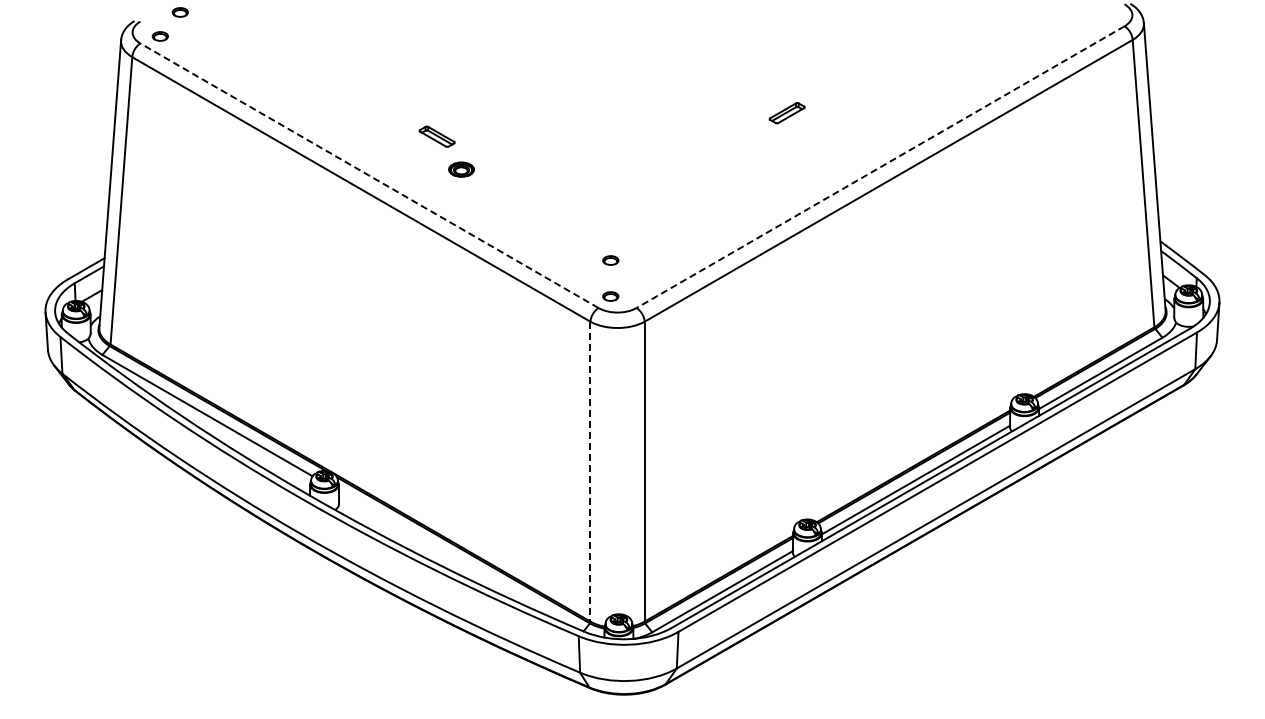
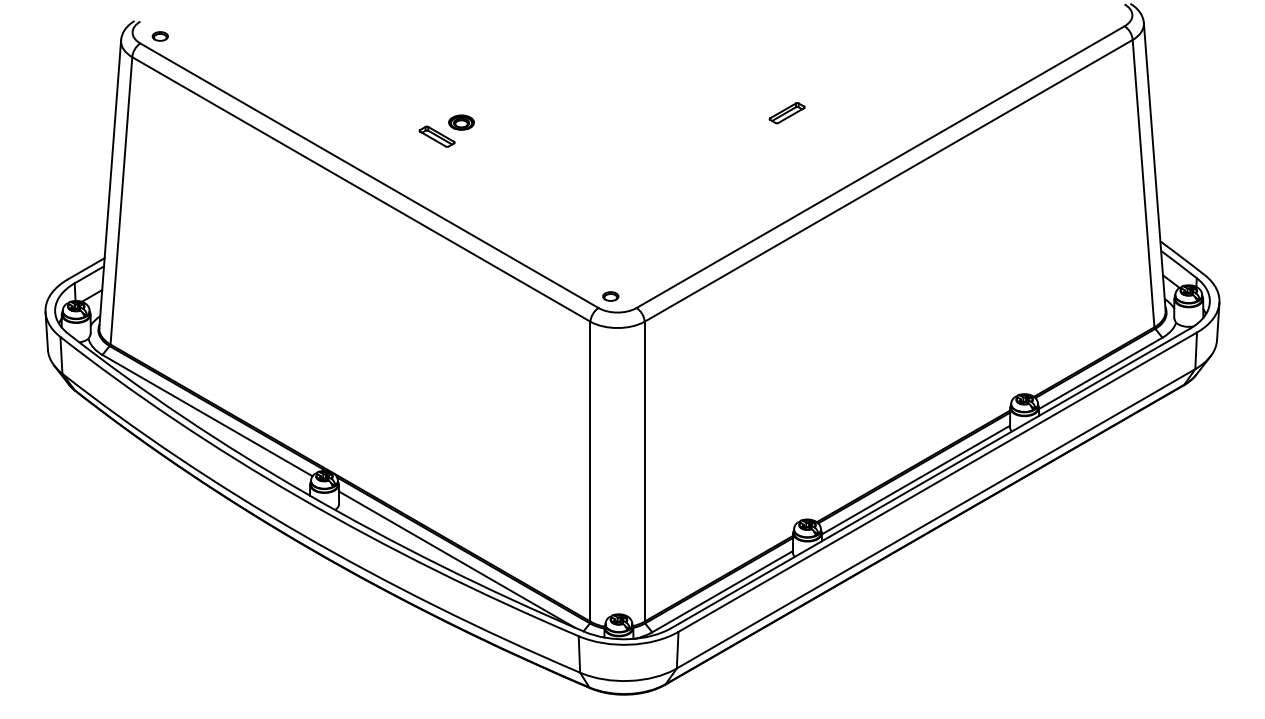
part: present -> none (179, 12)
line: dashed -> solid (880, 167)
part position: (461, 169) -> (461, 122) (461, 122)
line: dashed -> solid (369, 175)
part: present -> none (610, 260)
line: dashed -> solid (590, 471)
line: none -> present (456, 559)
